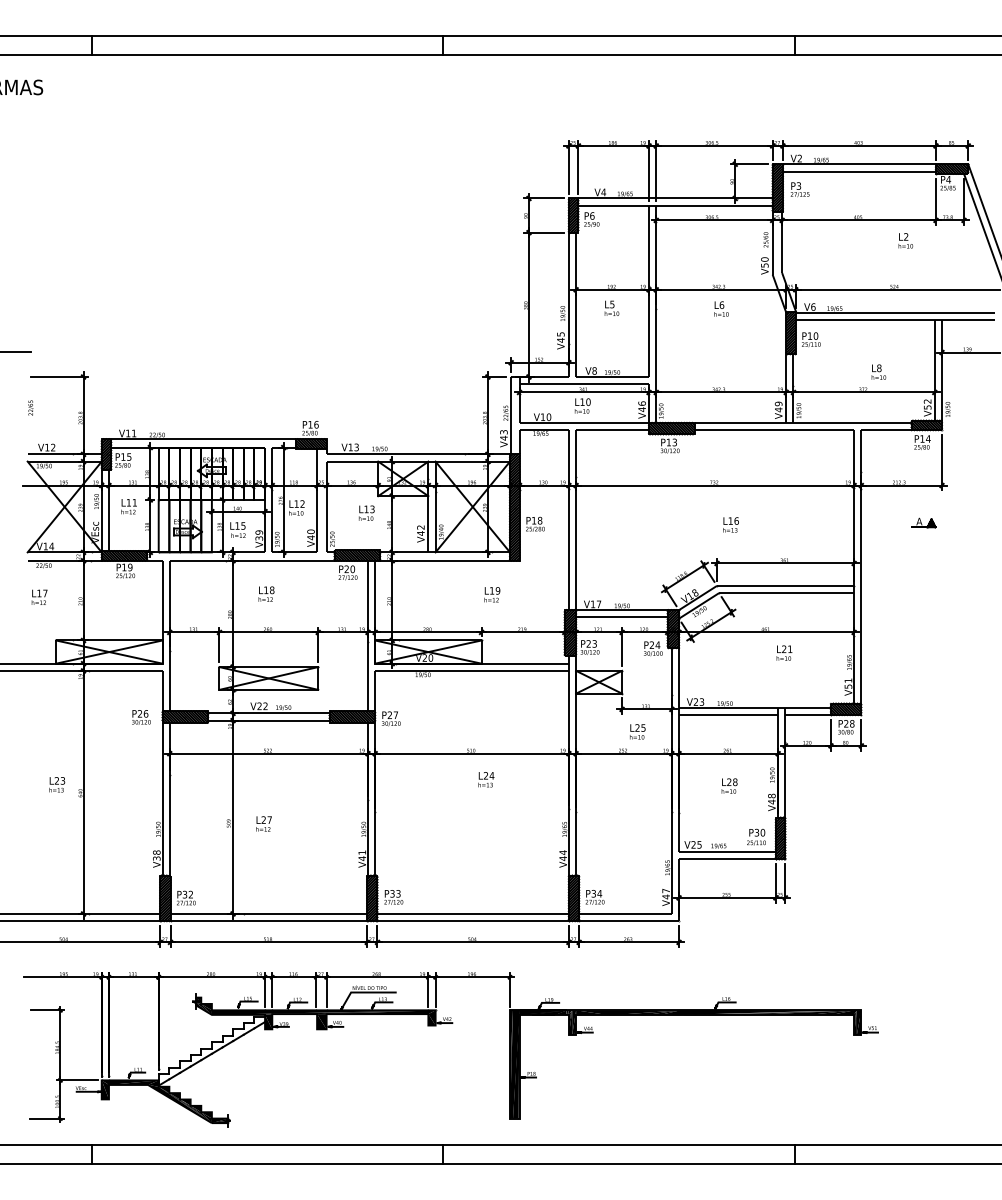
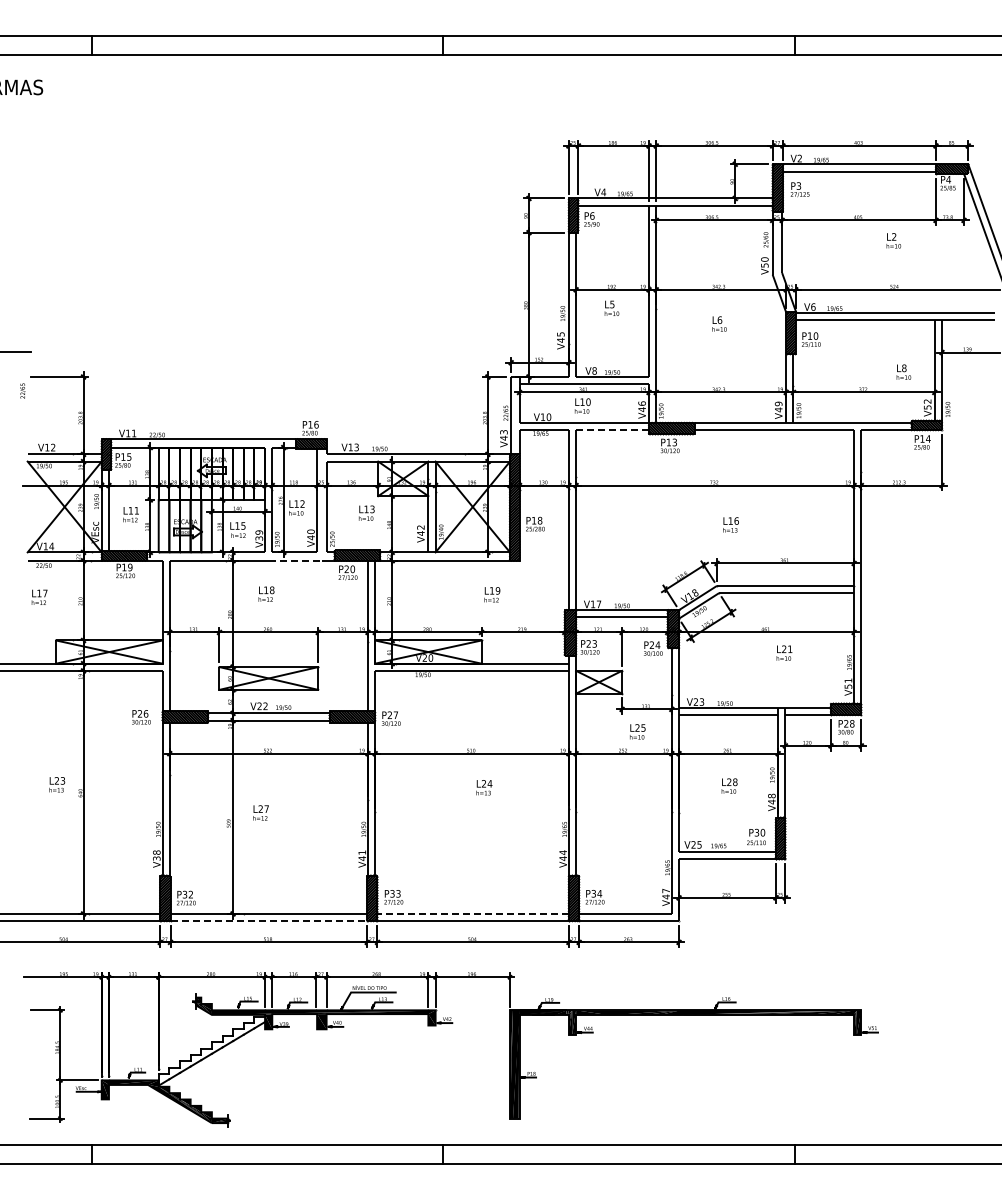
text position: (905, 240) -> (893, 240) (893, 240)
text position: (721, 308) -> (719, 323) (719, 323)
text position: (878, 371) -> (903, 371) (903, 371)
text position: (30, 407) -> (22, 390) (22, 390)
line: solid -> dashed (613, 430)
text position: (128, 506) -> (130, 514) (130, 514)
part: present -> none (923, 522)
line: solid -> dashed (295, 560)
text position: (486, 779) -> (484, 787) (484, 787)
text position: (263, 823) -> (260, 812) (260, 812)
line: solid -> dashed (473, 913)
line: solid -> dashed (269, 921)
